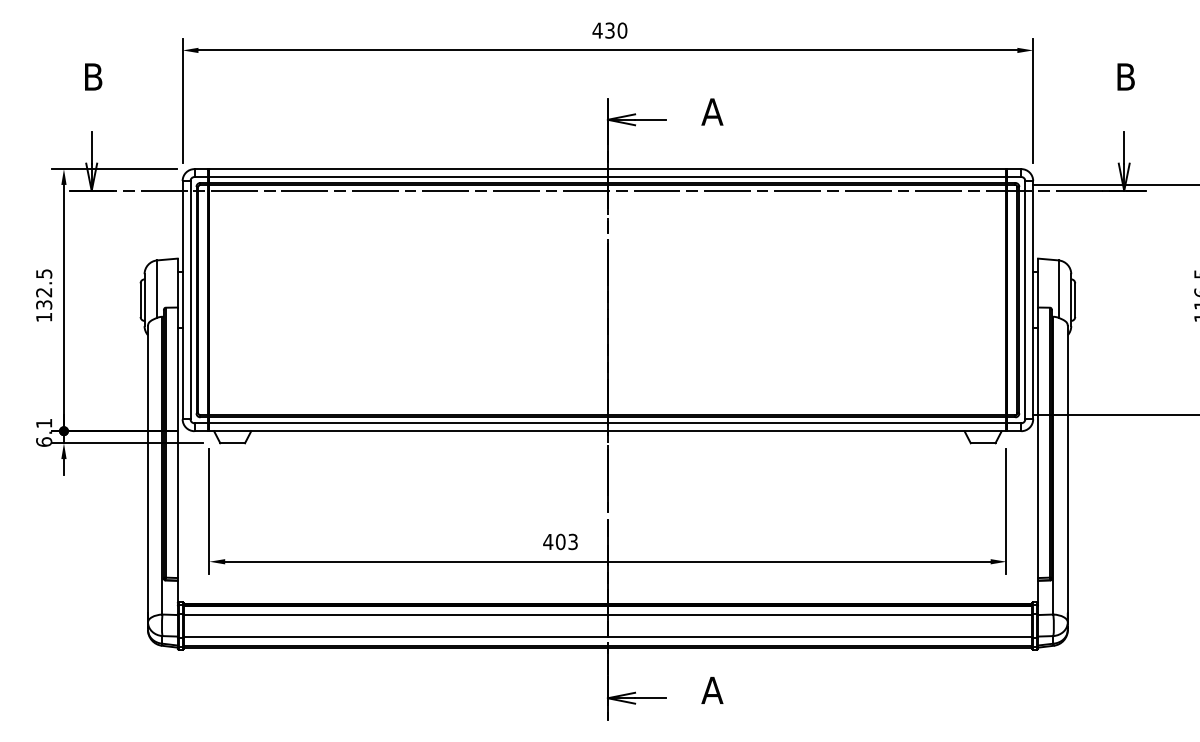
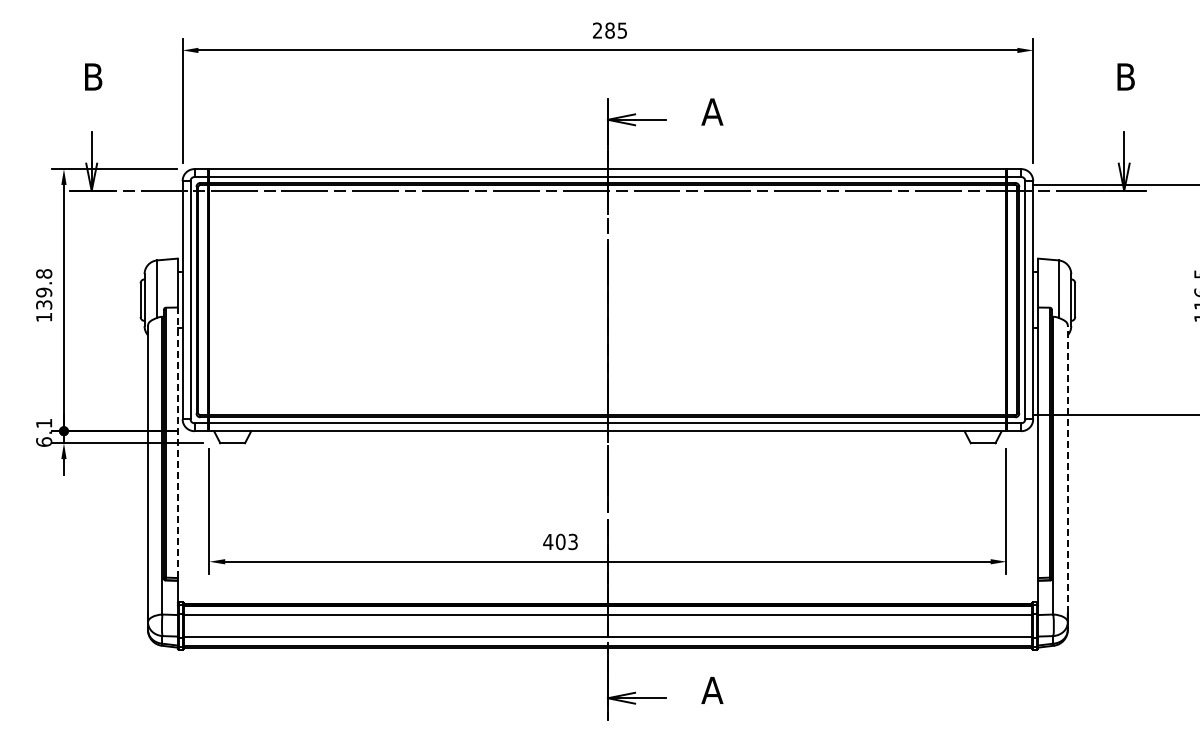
text: 430 -> 285 (609, 30)
text: 132.5 -> 139.8 (44, 283)
line: solid -> dashed (177, 442)
line: solid -> dashed (1067, 468)
